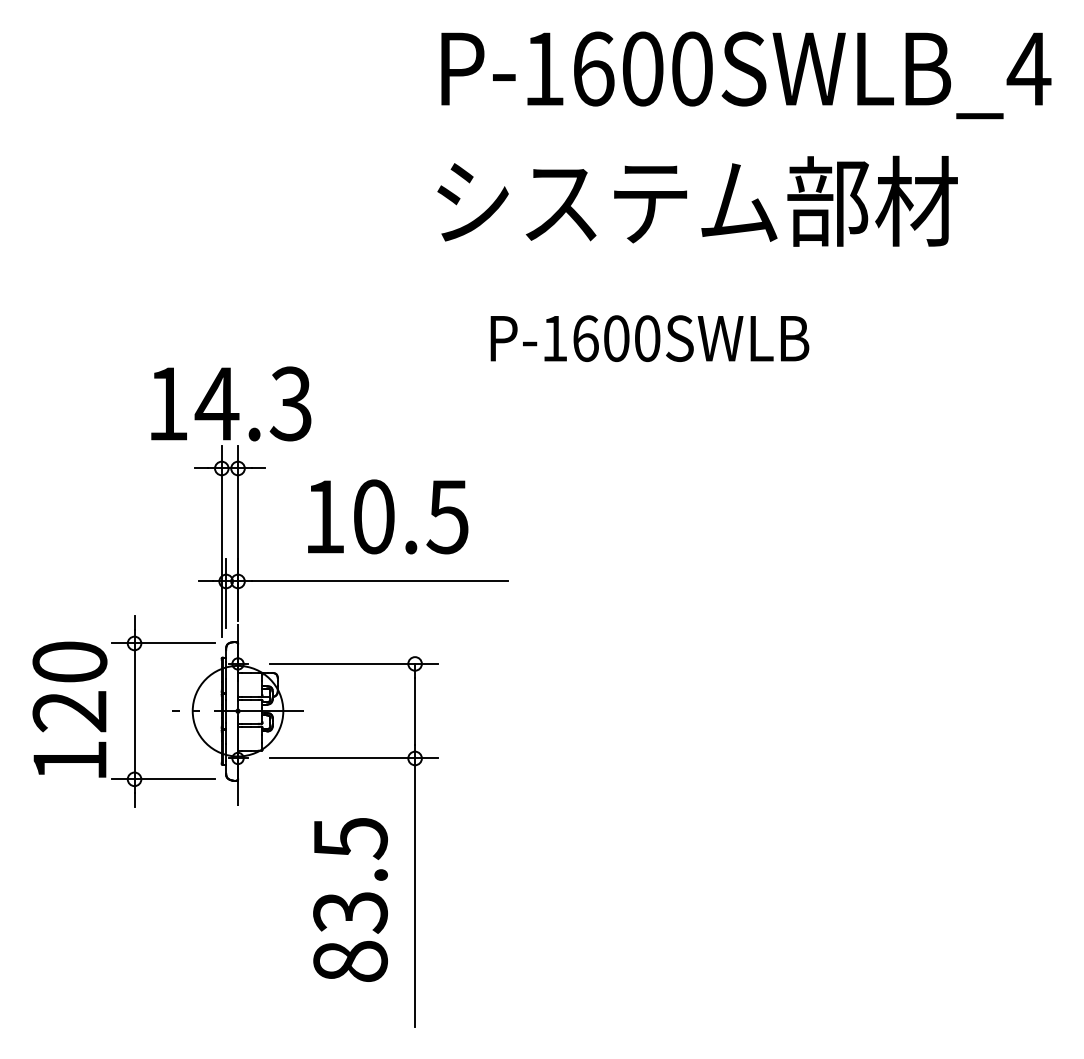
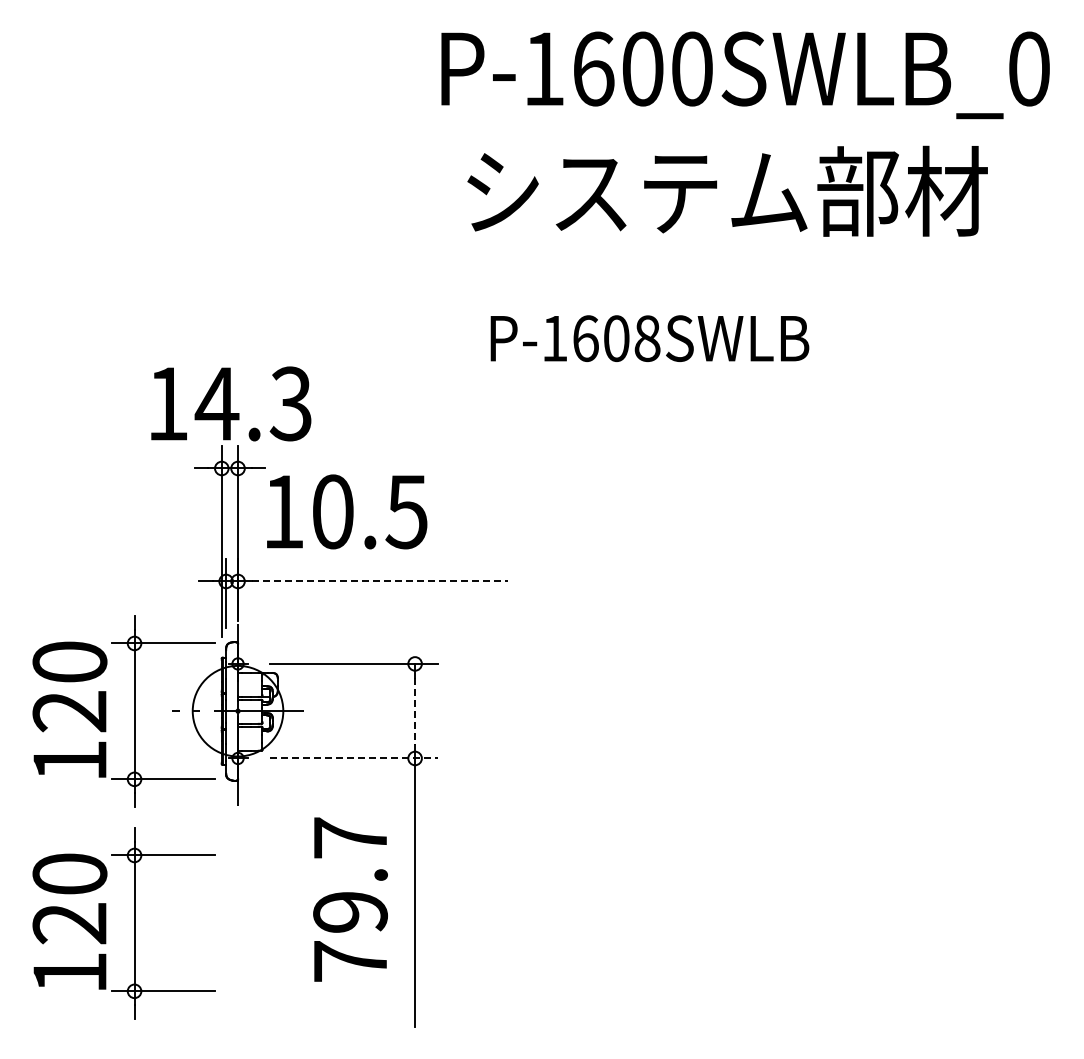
text: P-1600SWLB_4 -> P-1600SWLB_0 (1028, 68)
text position: (697, 200) -> (727, 190) (727, 190)
text: P-1600SWLB -> P-1608SWLB (647, 338)
text position: (388, 516) -> (347, 511) (347, 511)
line: solid -> dashed (380, 581)
line: solid -> dashed (415, 711)
line: solid -> dashed (353, 758)
text: 83.5 -> 79.7 (350, 899)
part: none -> present (134, 923)
